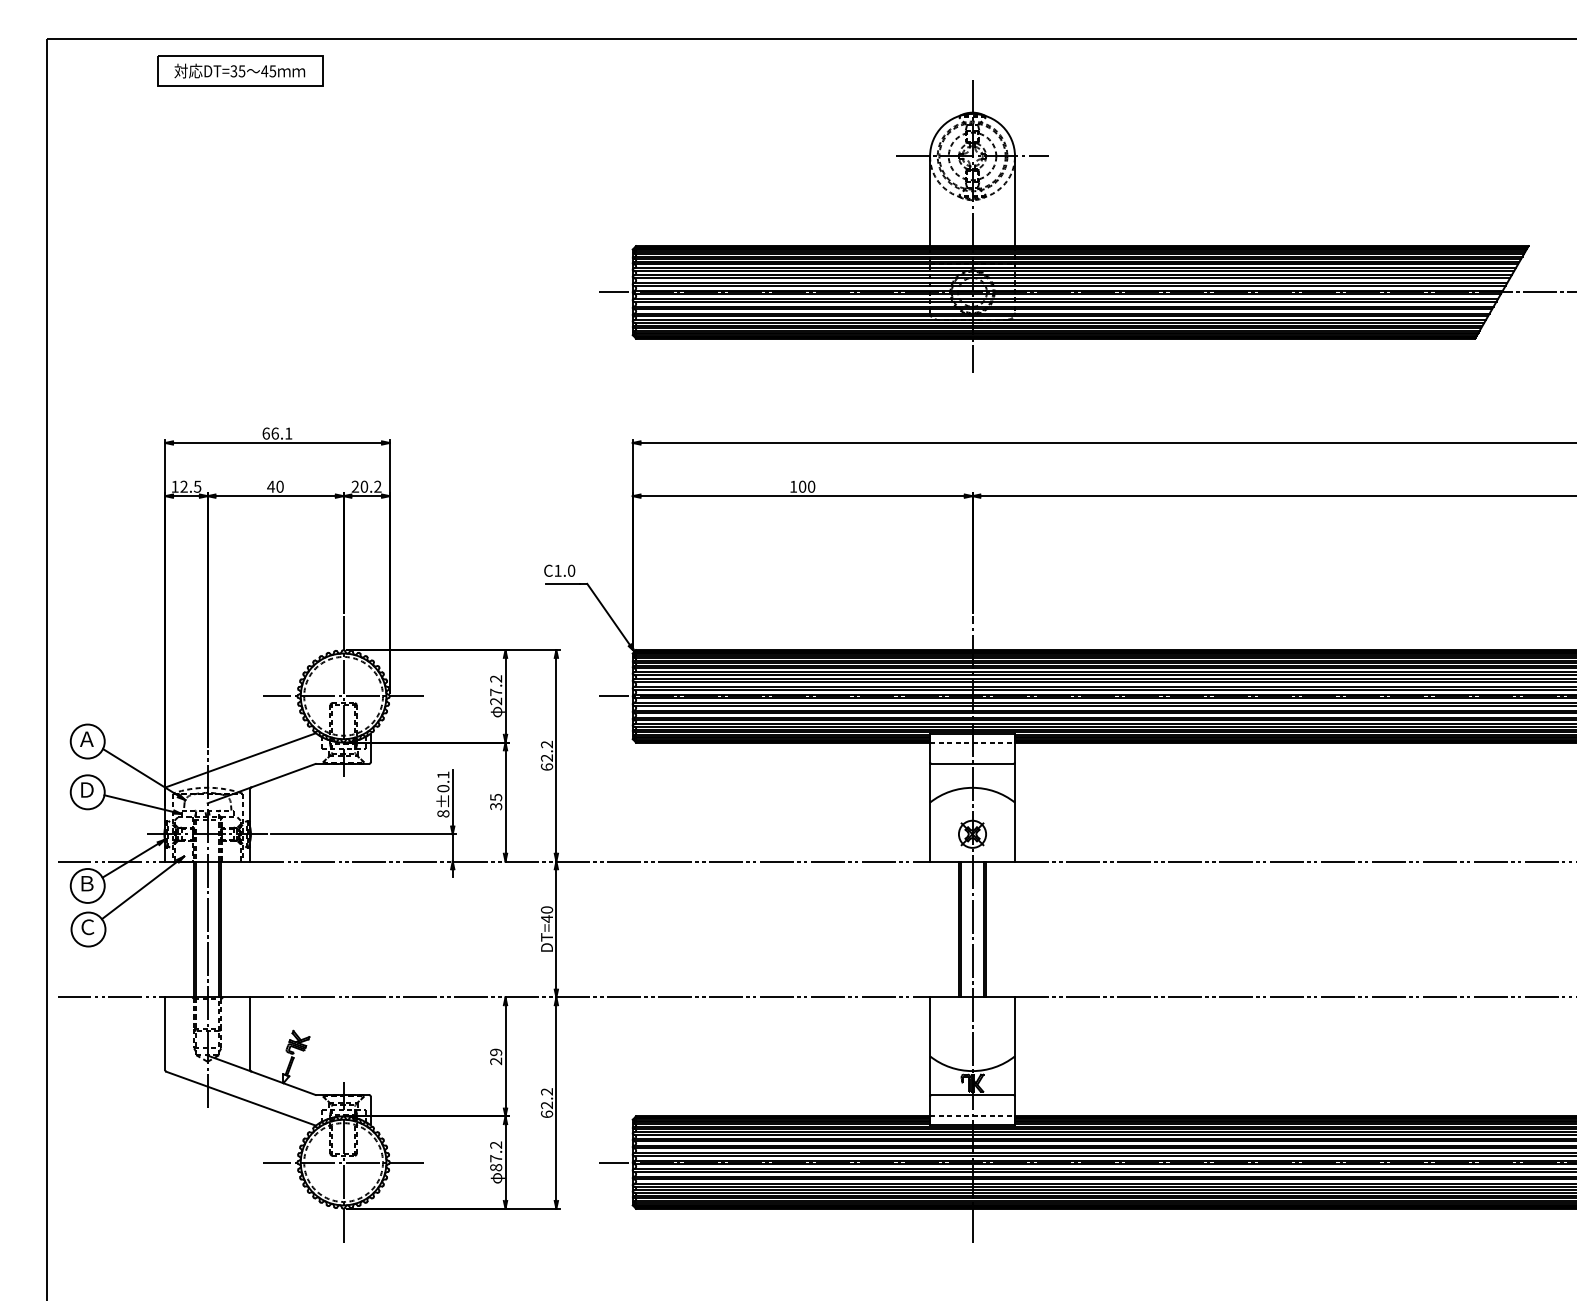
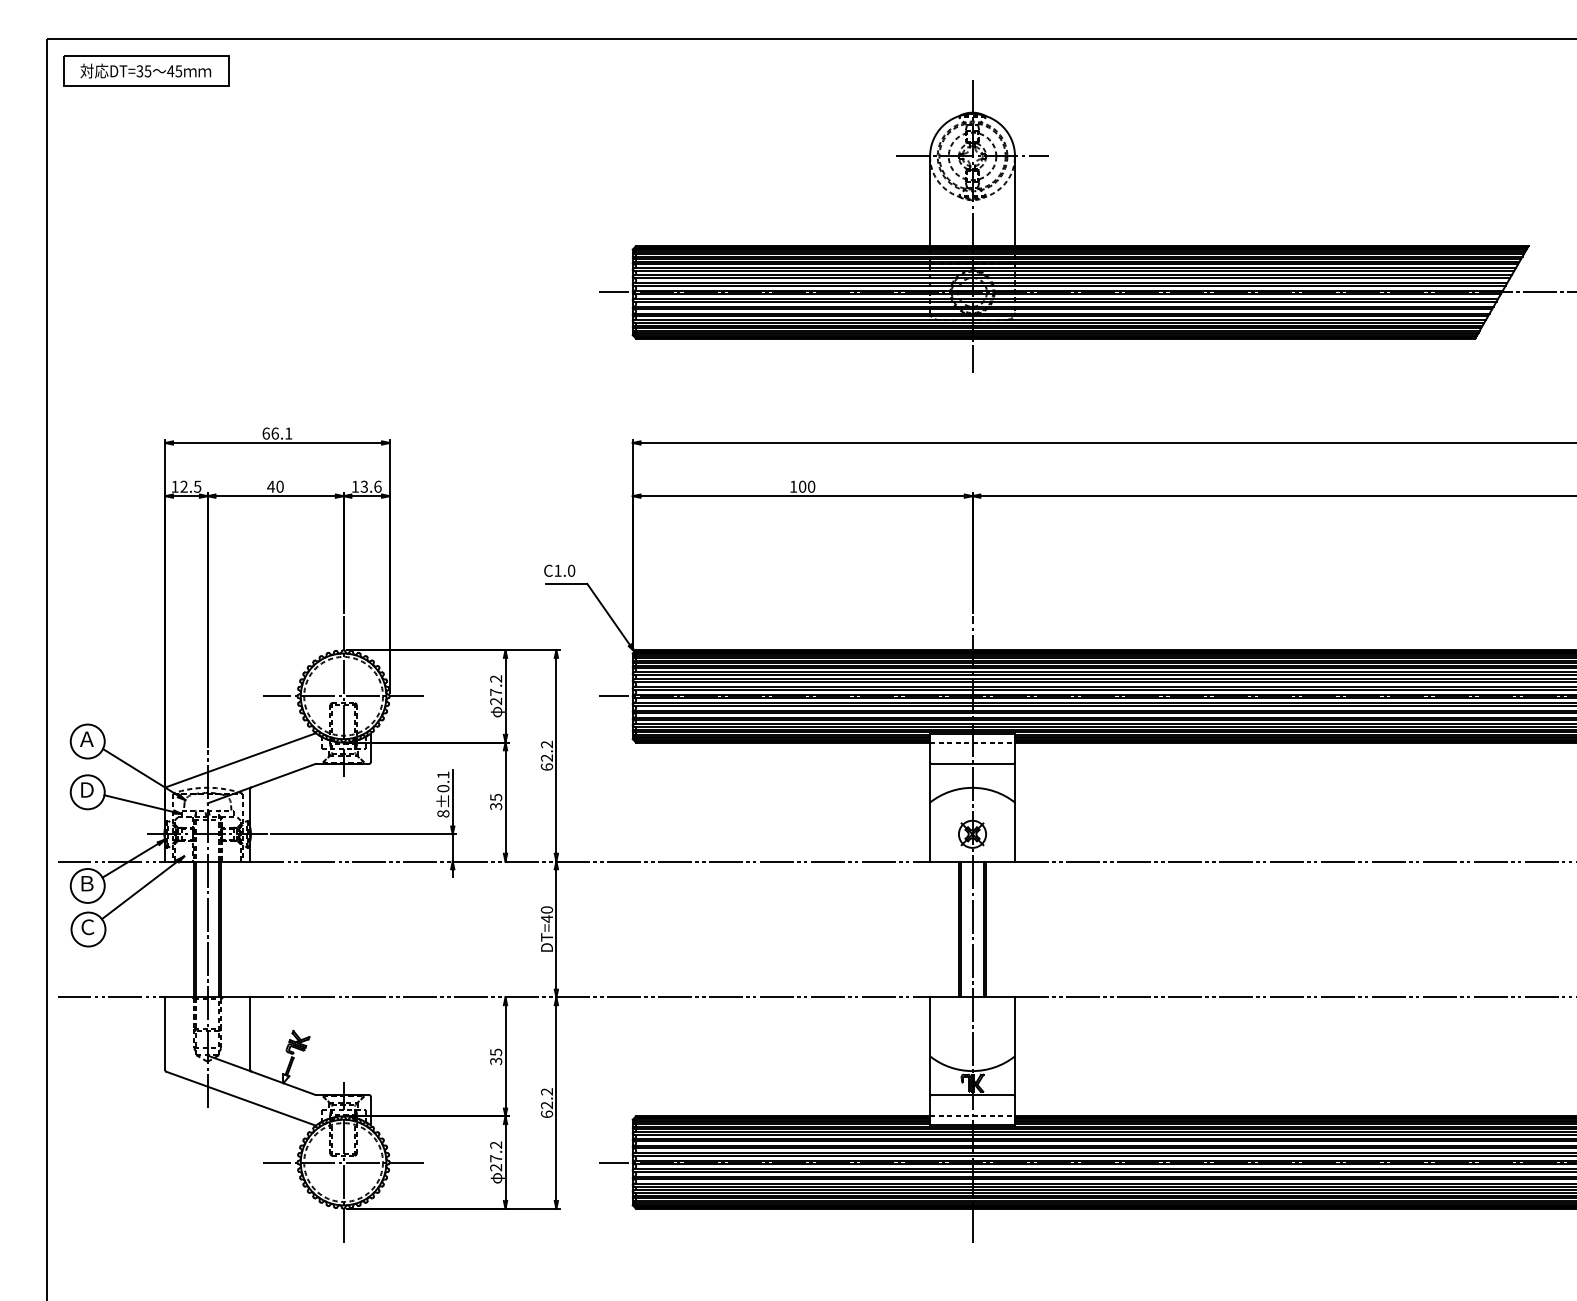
part position: (240, 70) -> (146, 70) (146, 70)
text: 20.2 -> 13.6 (366, 486)
text: 29 -> 35 (496, 1056)
text: 87.2 -> 27.2 (496, 1167)
